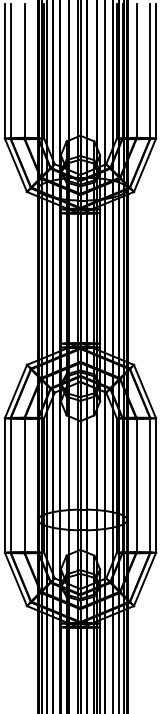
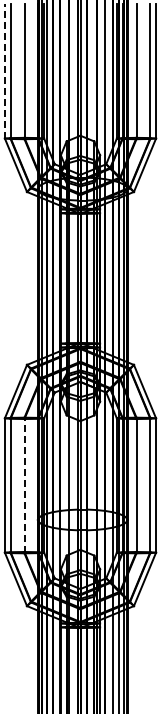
line: solid -> dashed (4, 70)
line: solid -> dashed (24, 485)
